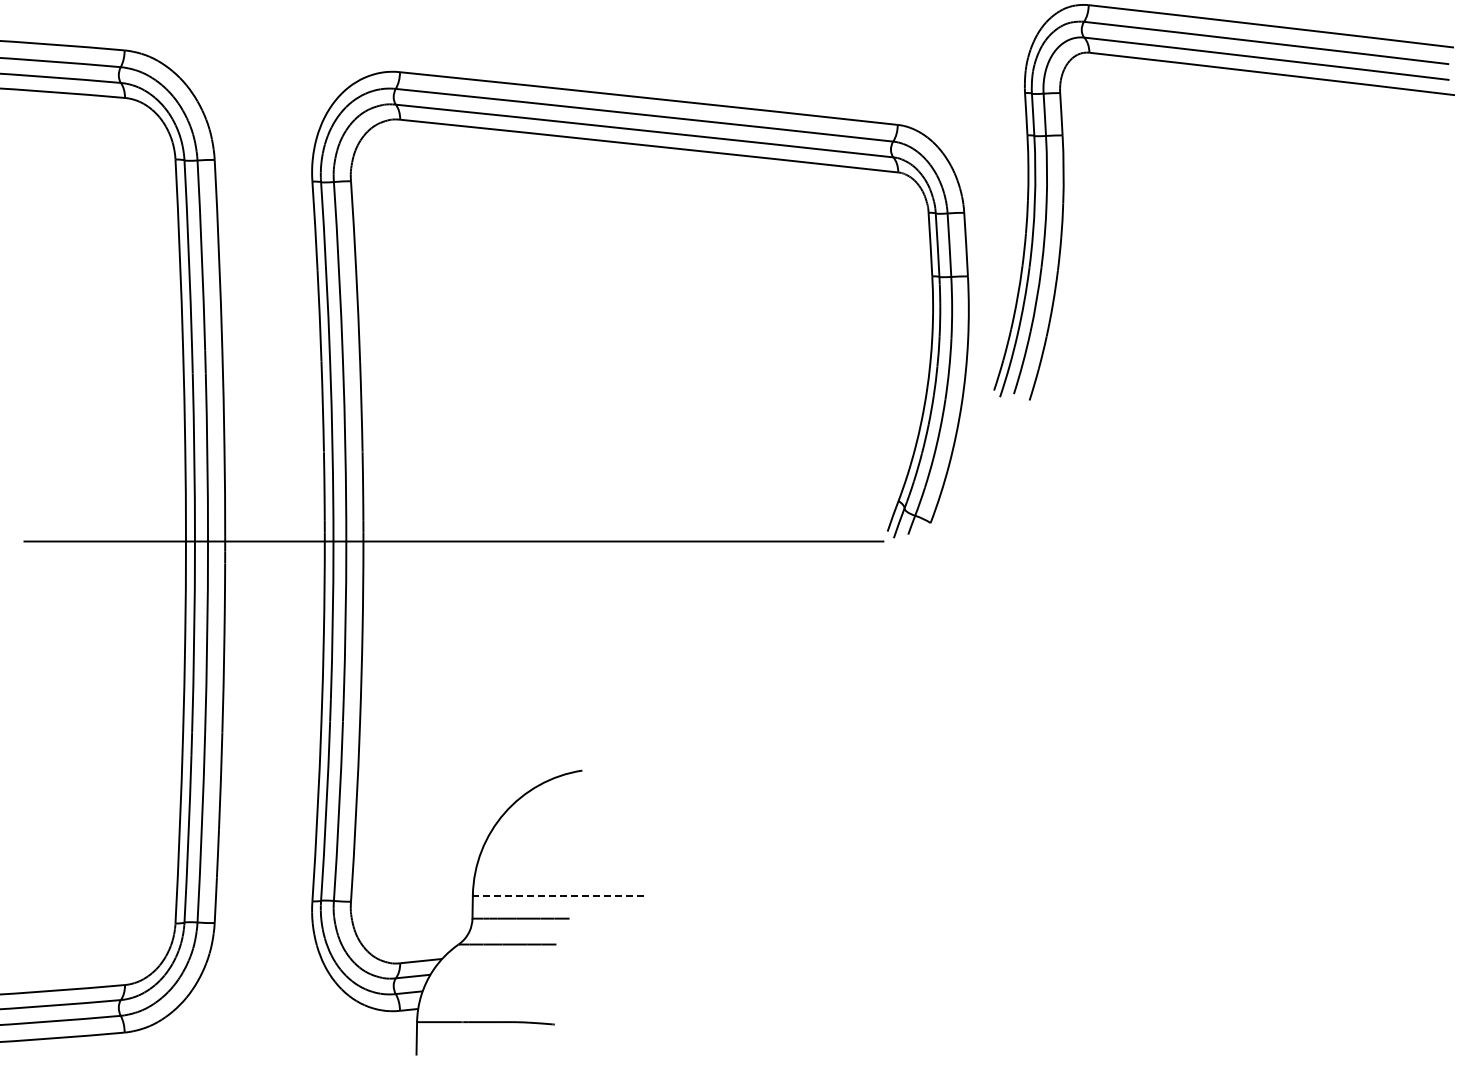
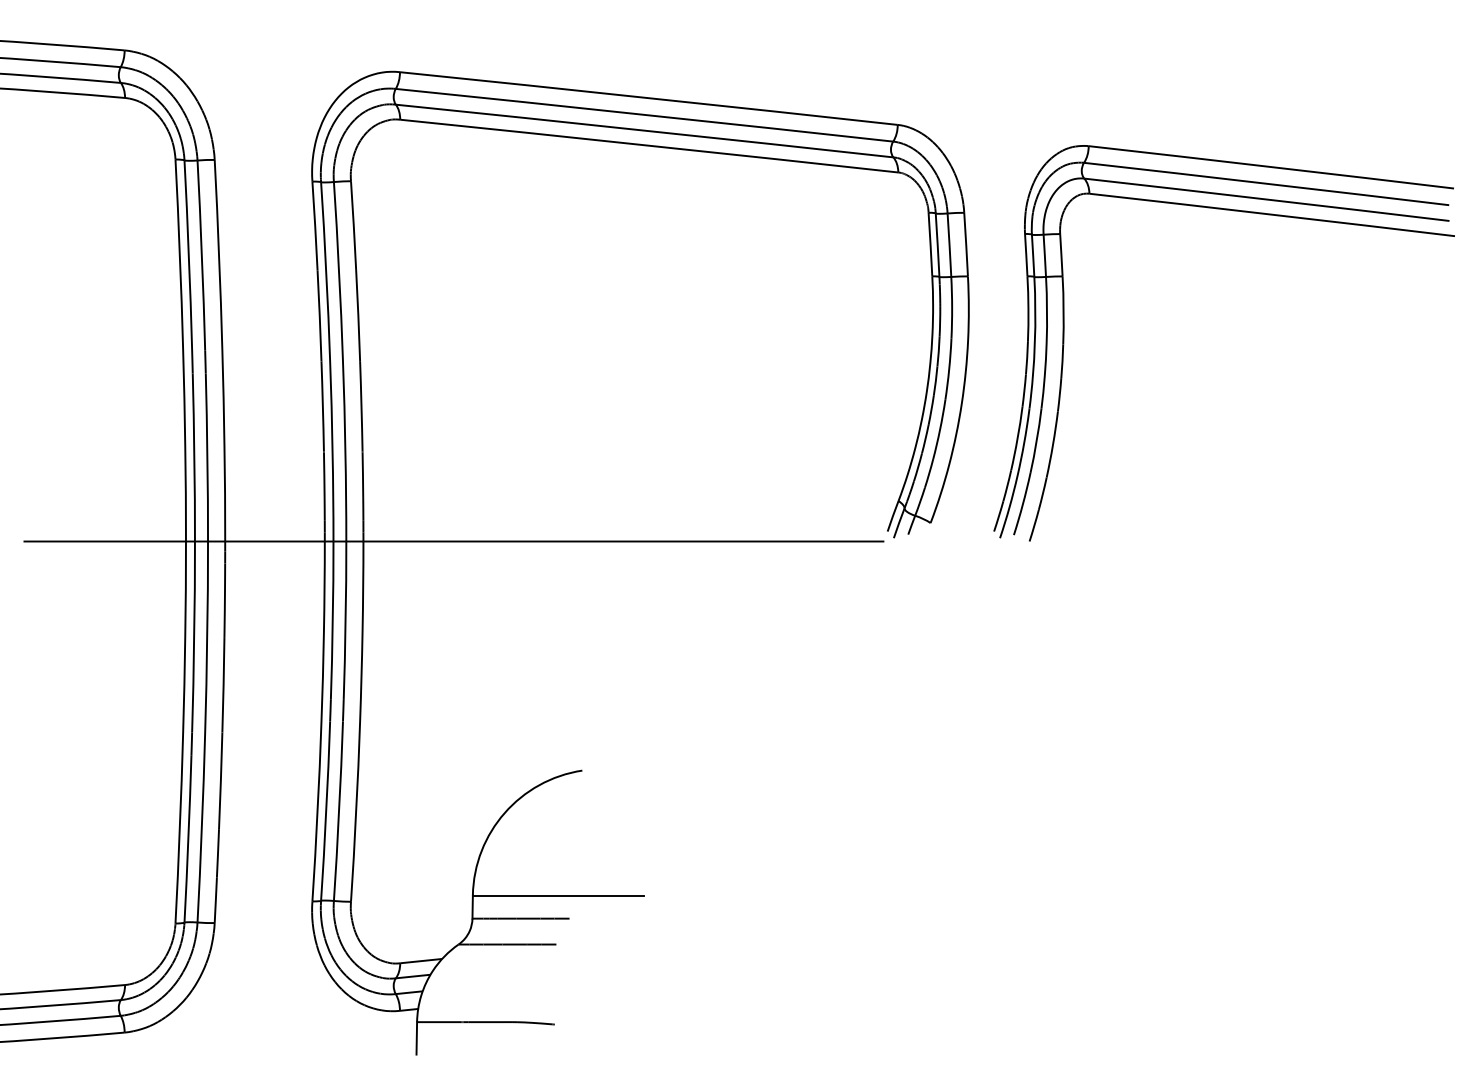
part position: (1242, 71) -> (1242, 212) (1242, 212)
line: dashed -> solid (558, 895)
